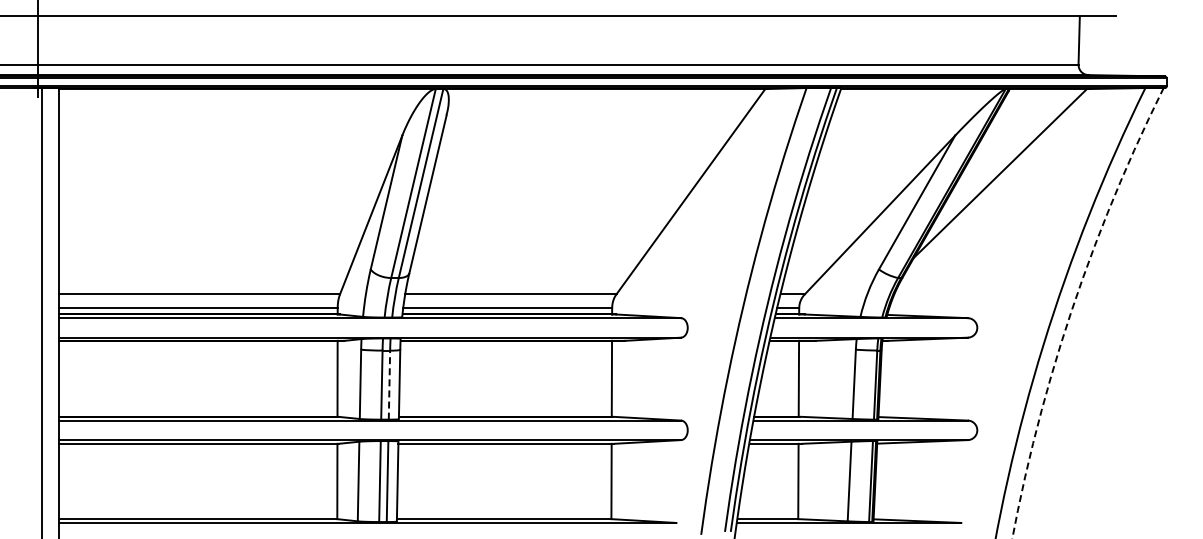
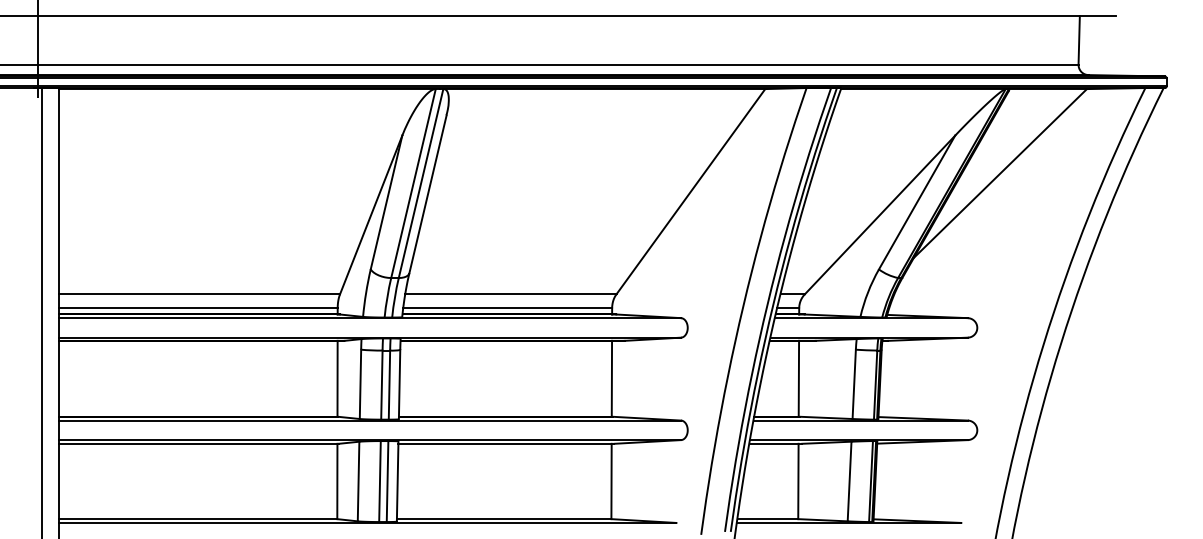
arc: dashed -> solid (1072, 309)
line: dashed -> solid (389, 385)
